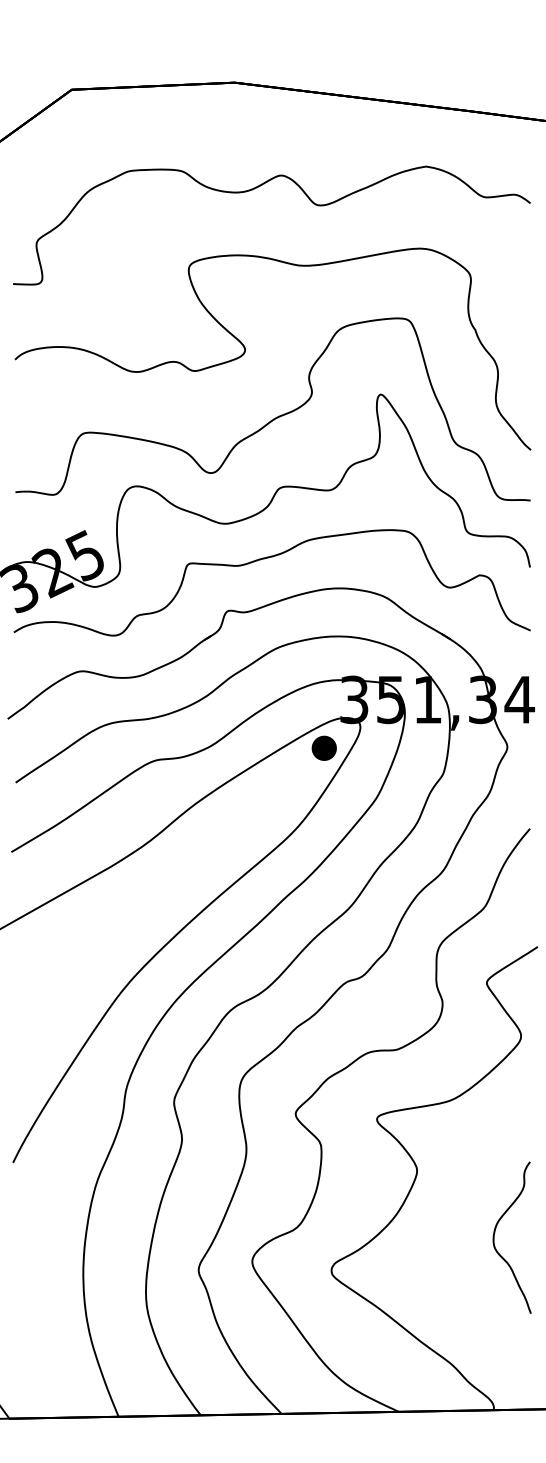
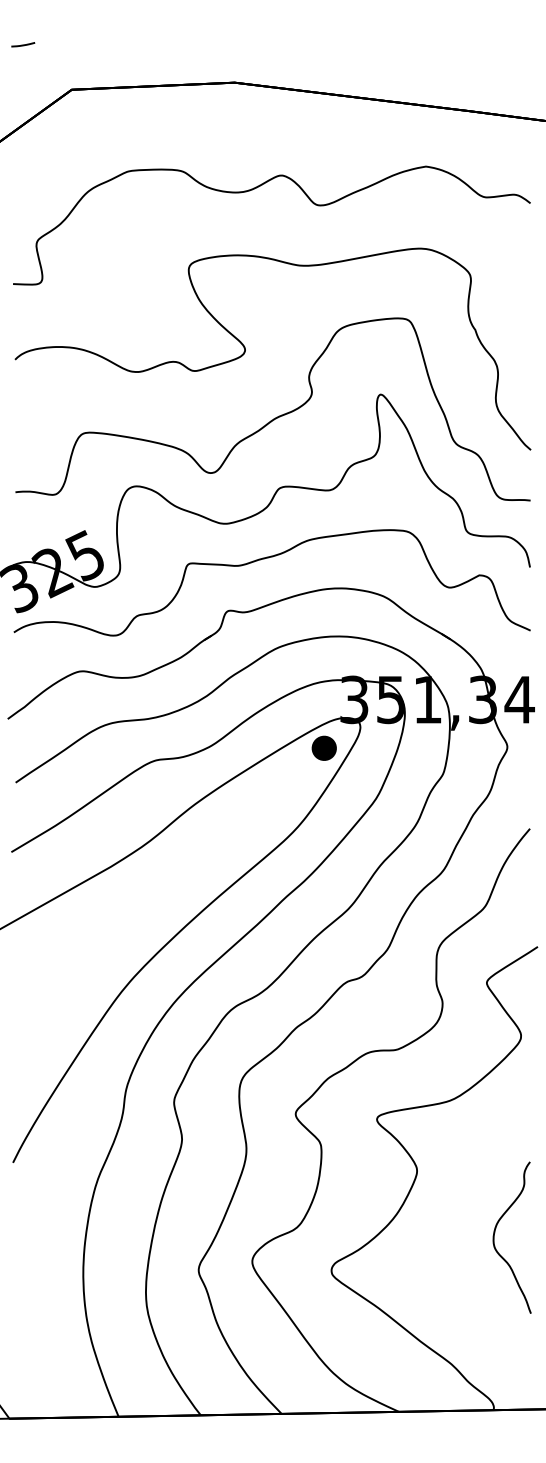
line: none -> present (23, 44)
